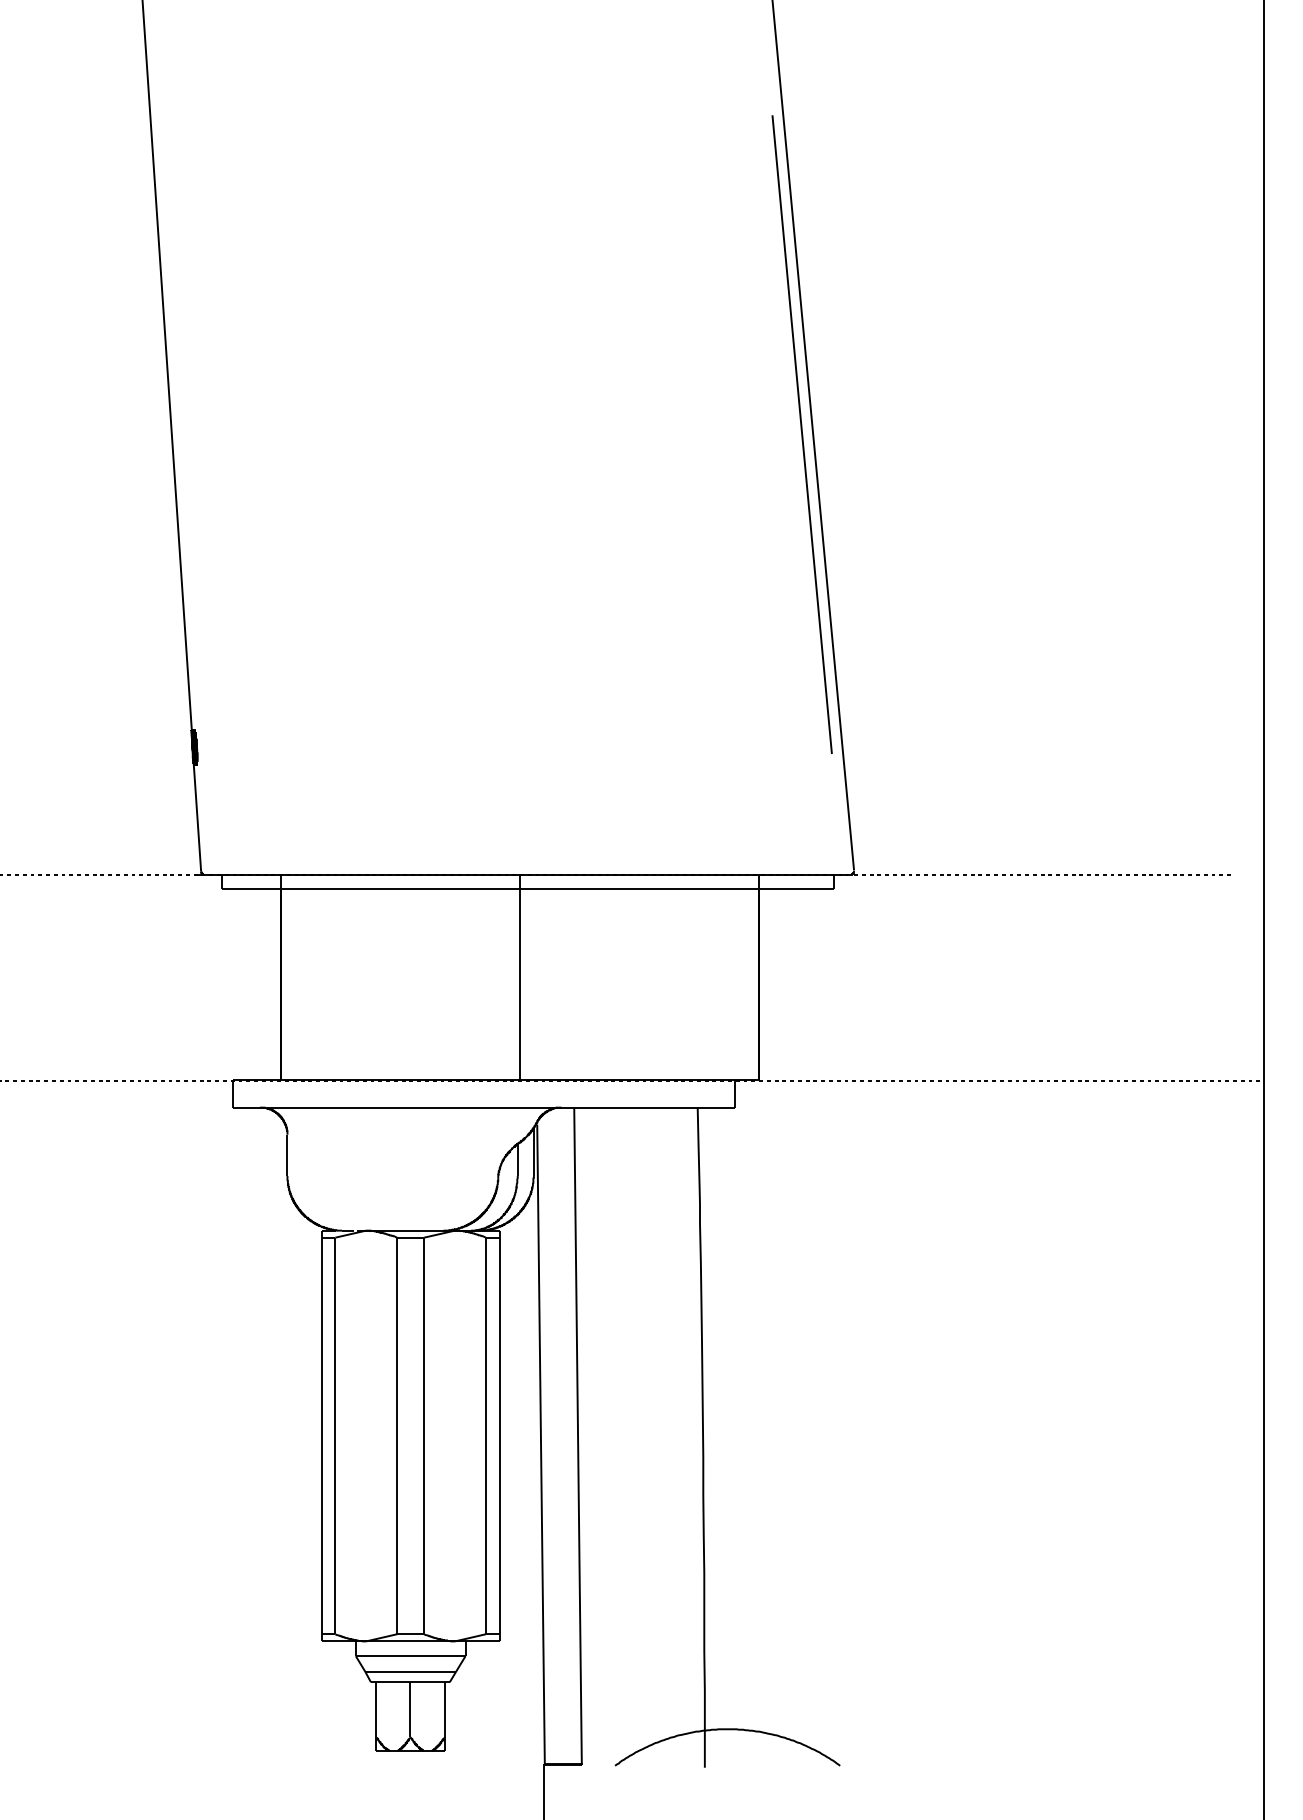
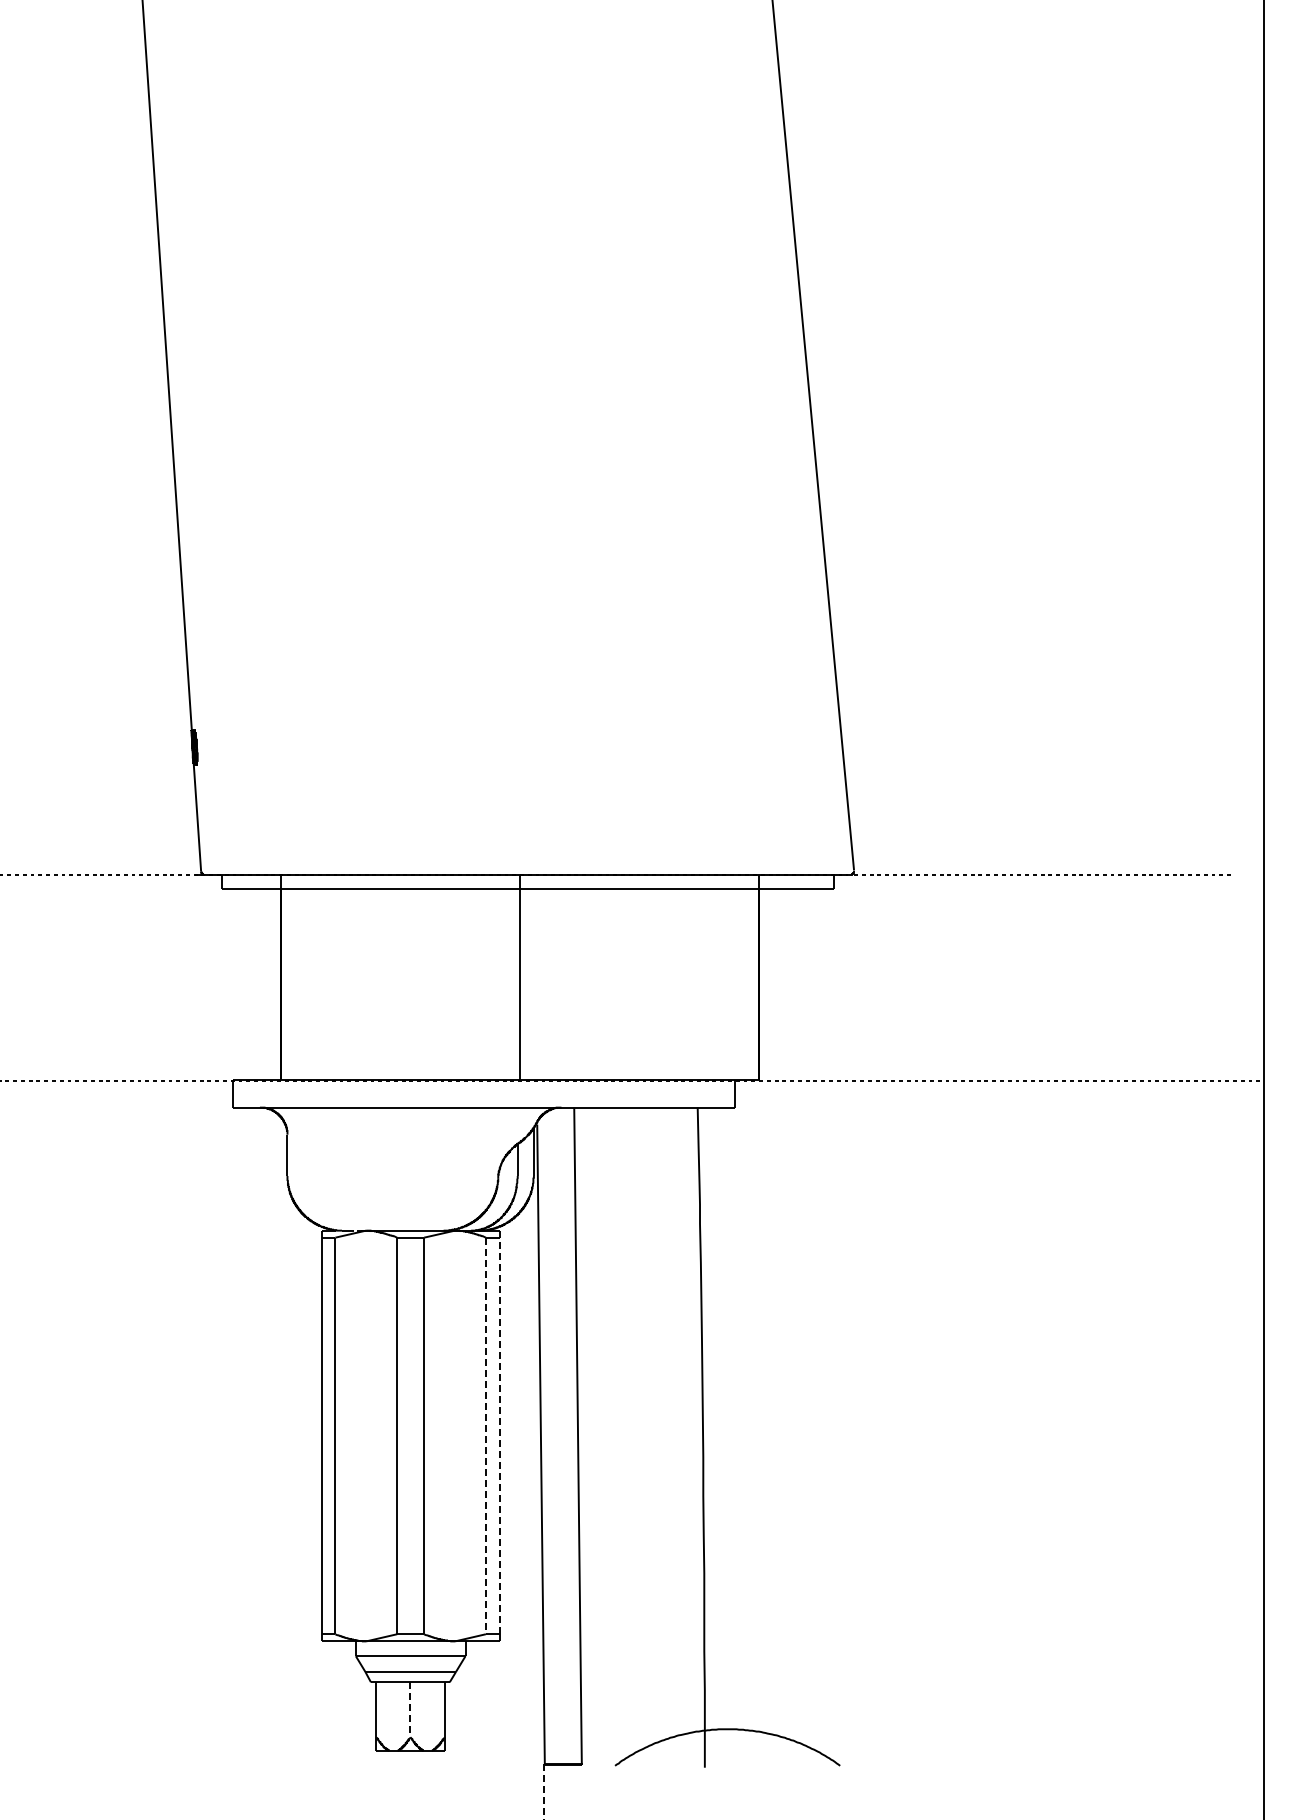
line: present -> none (801, 434)
line: solid -> dashed (499, 1435)
line: solid -> dashed (485, 1436)
line: solid -> dashed (410, 1709)
line: solid -> dashed (544, 1792)
